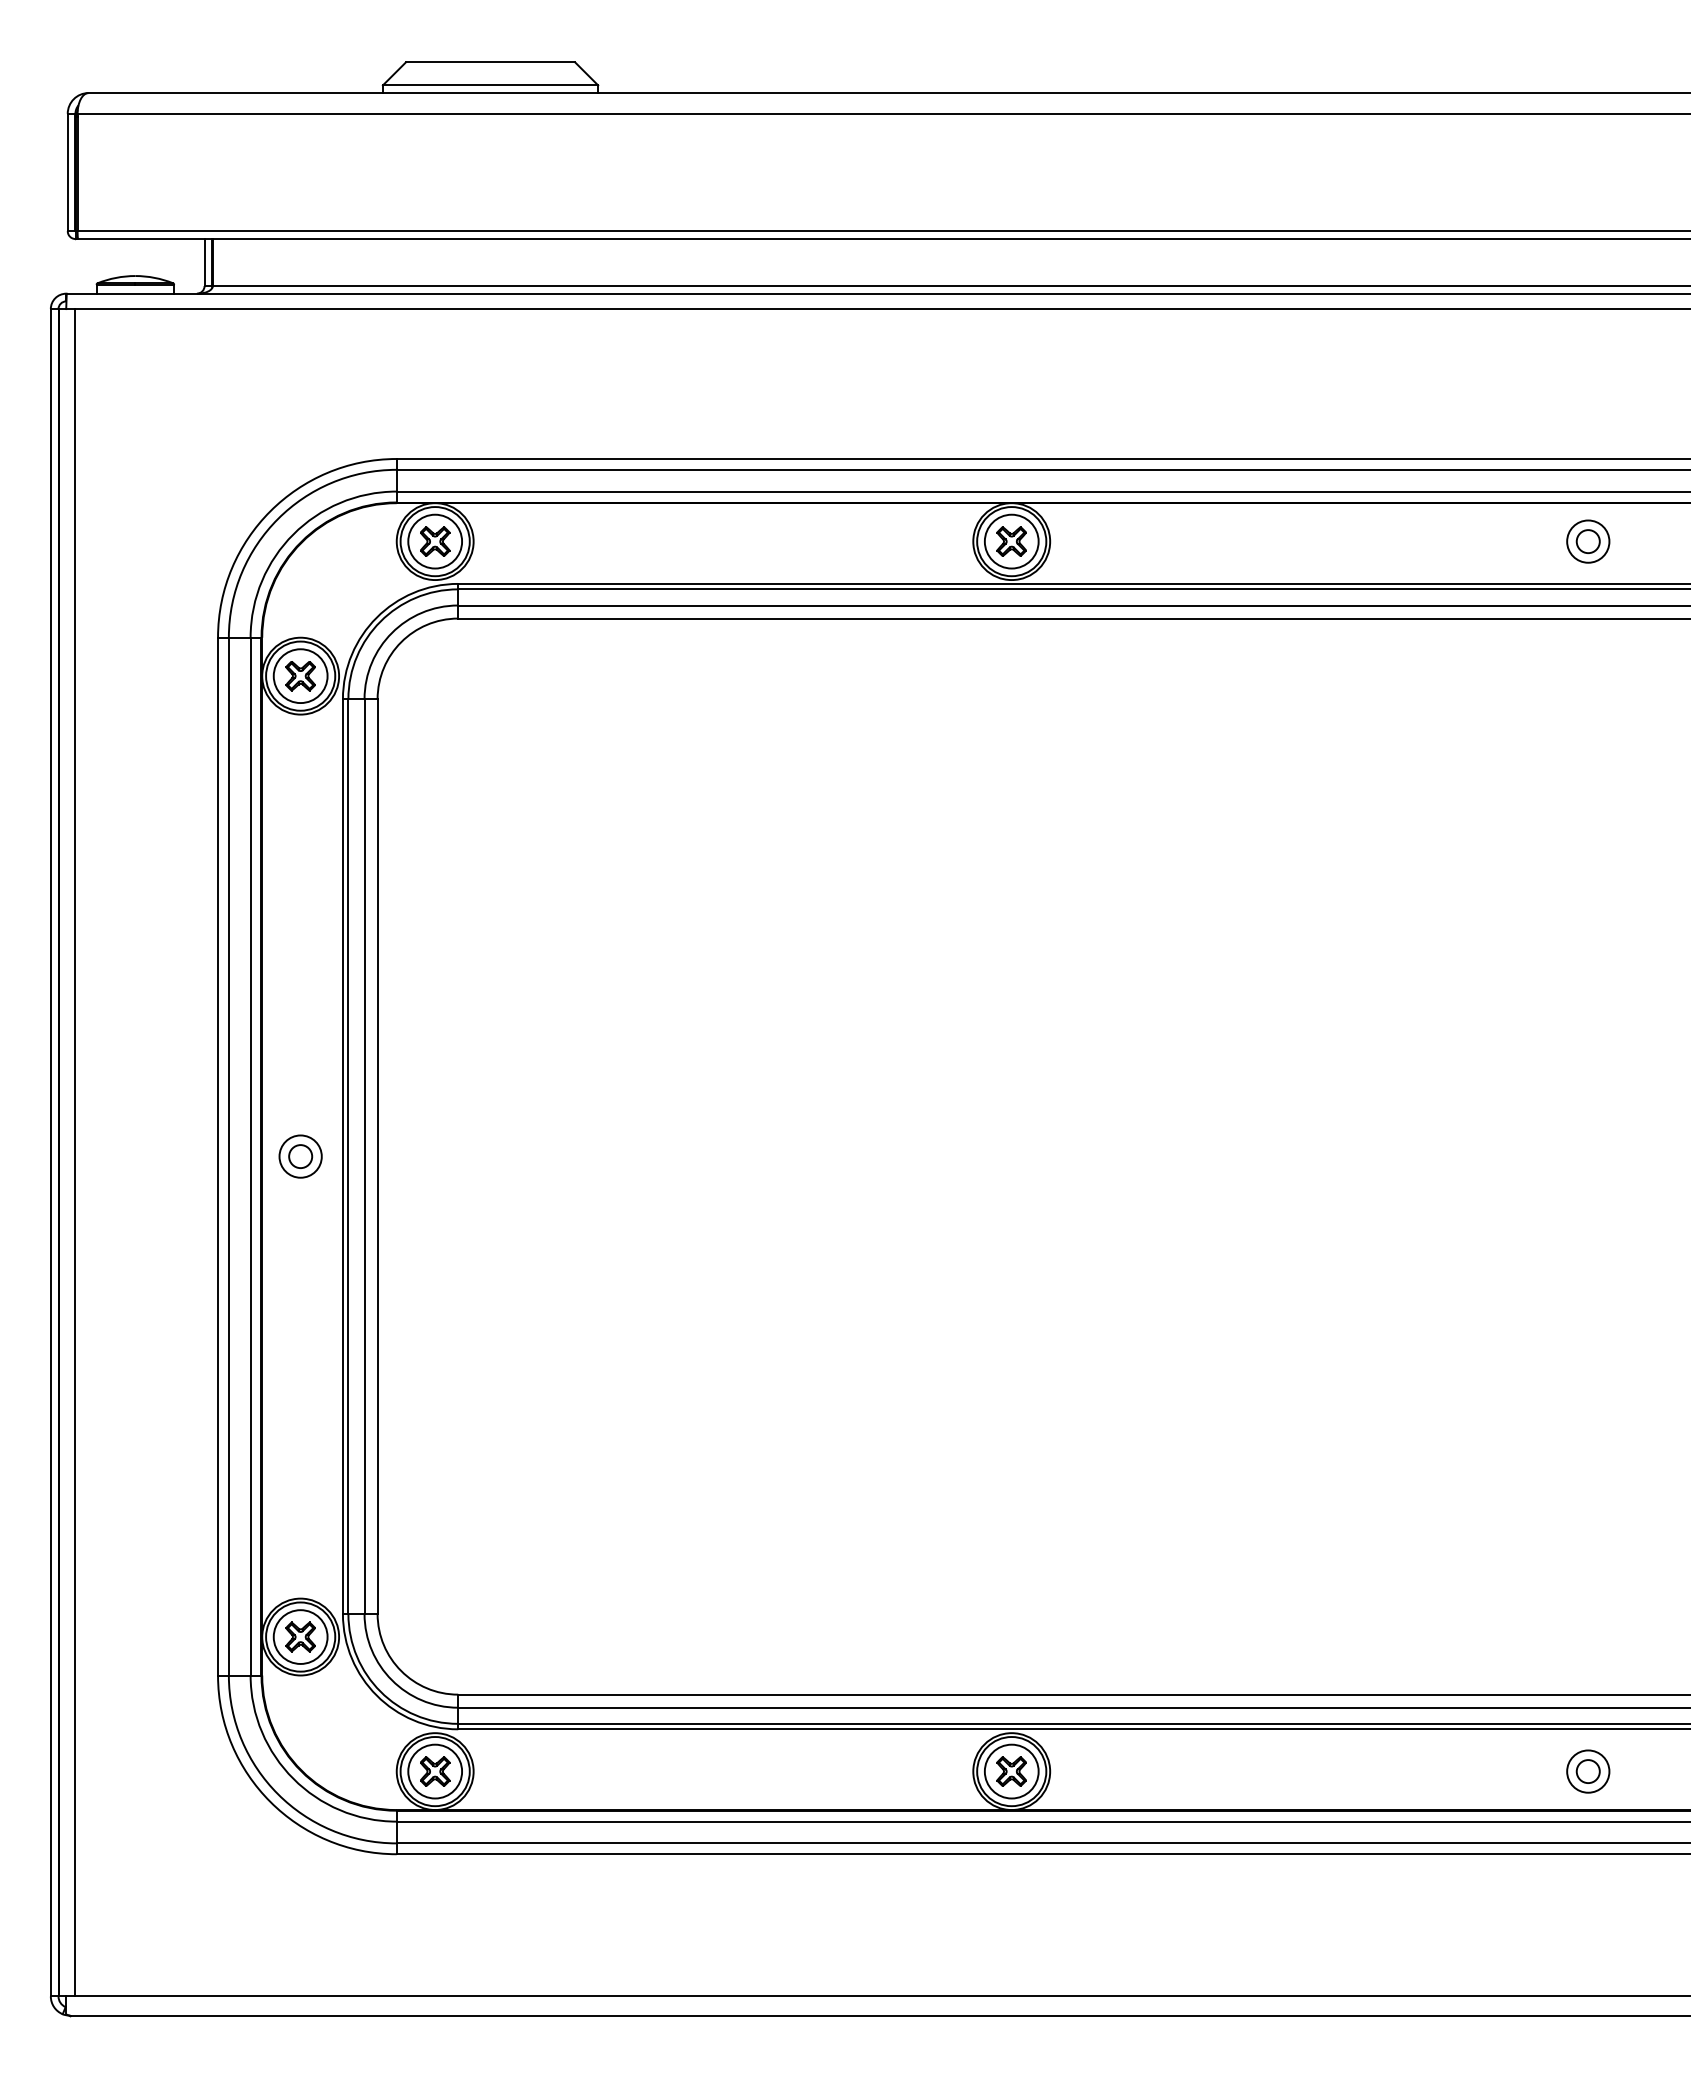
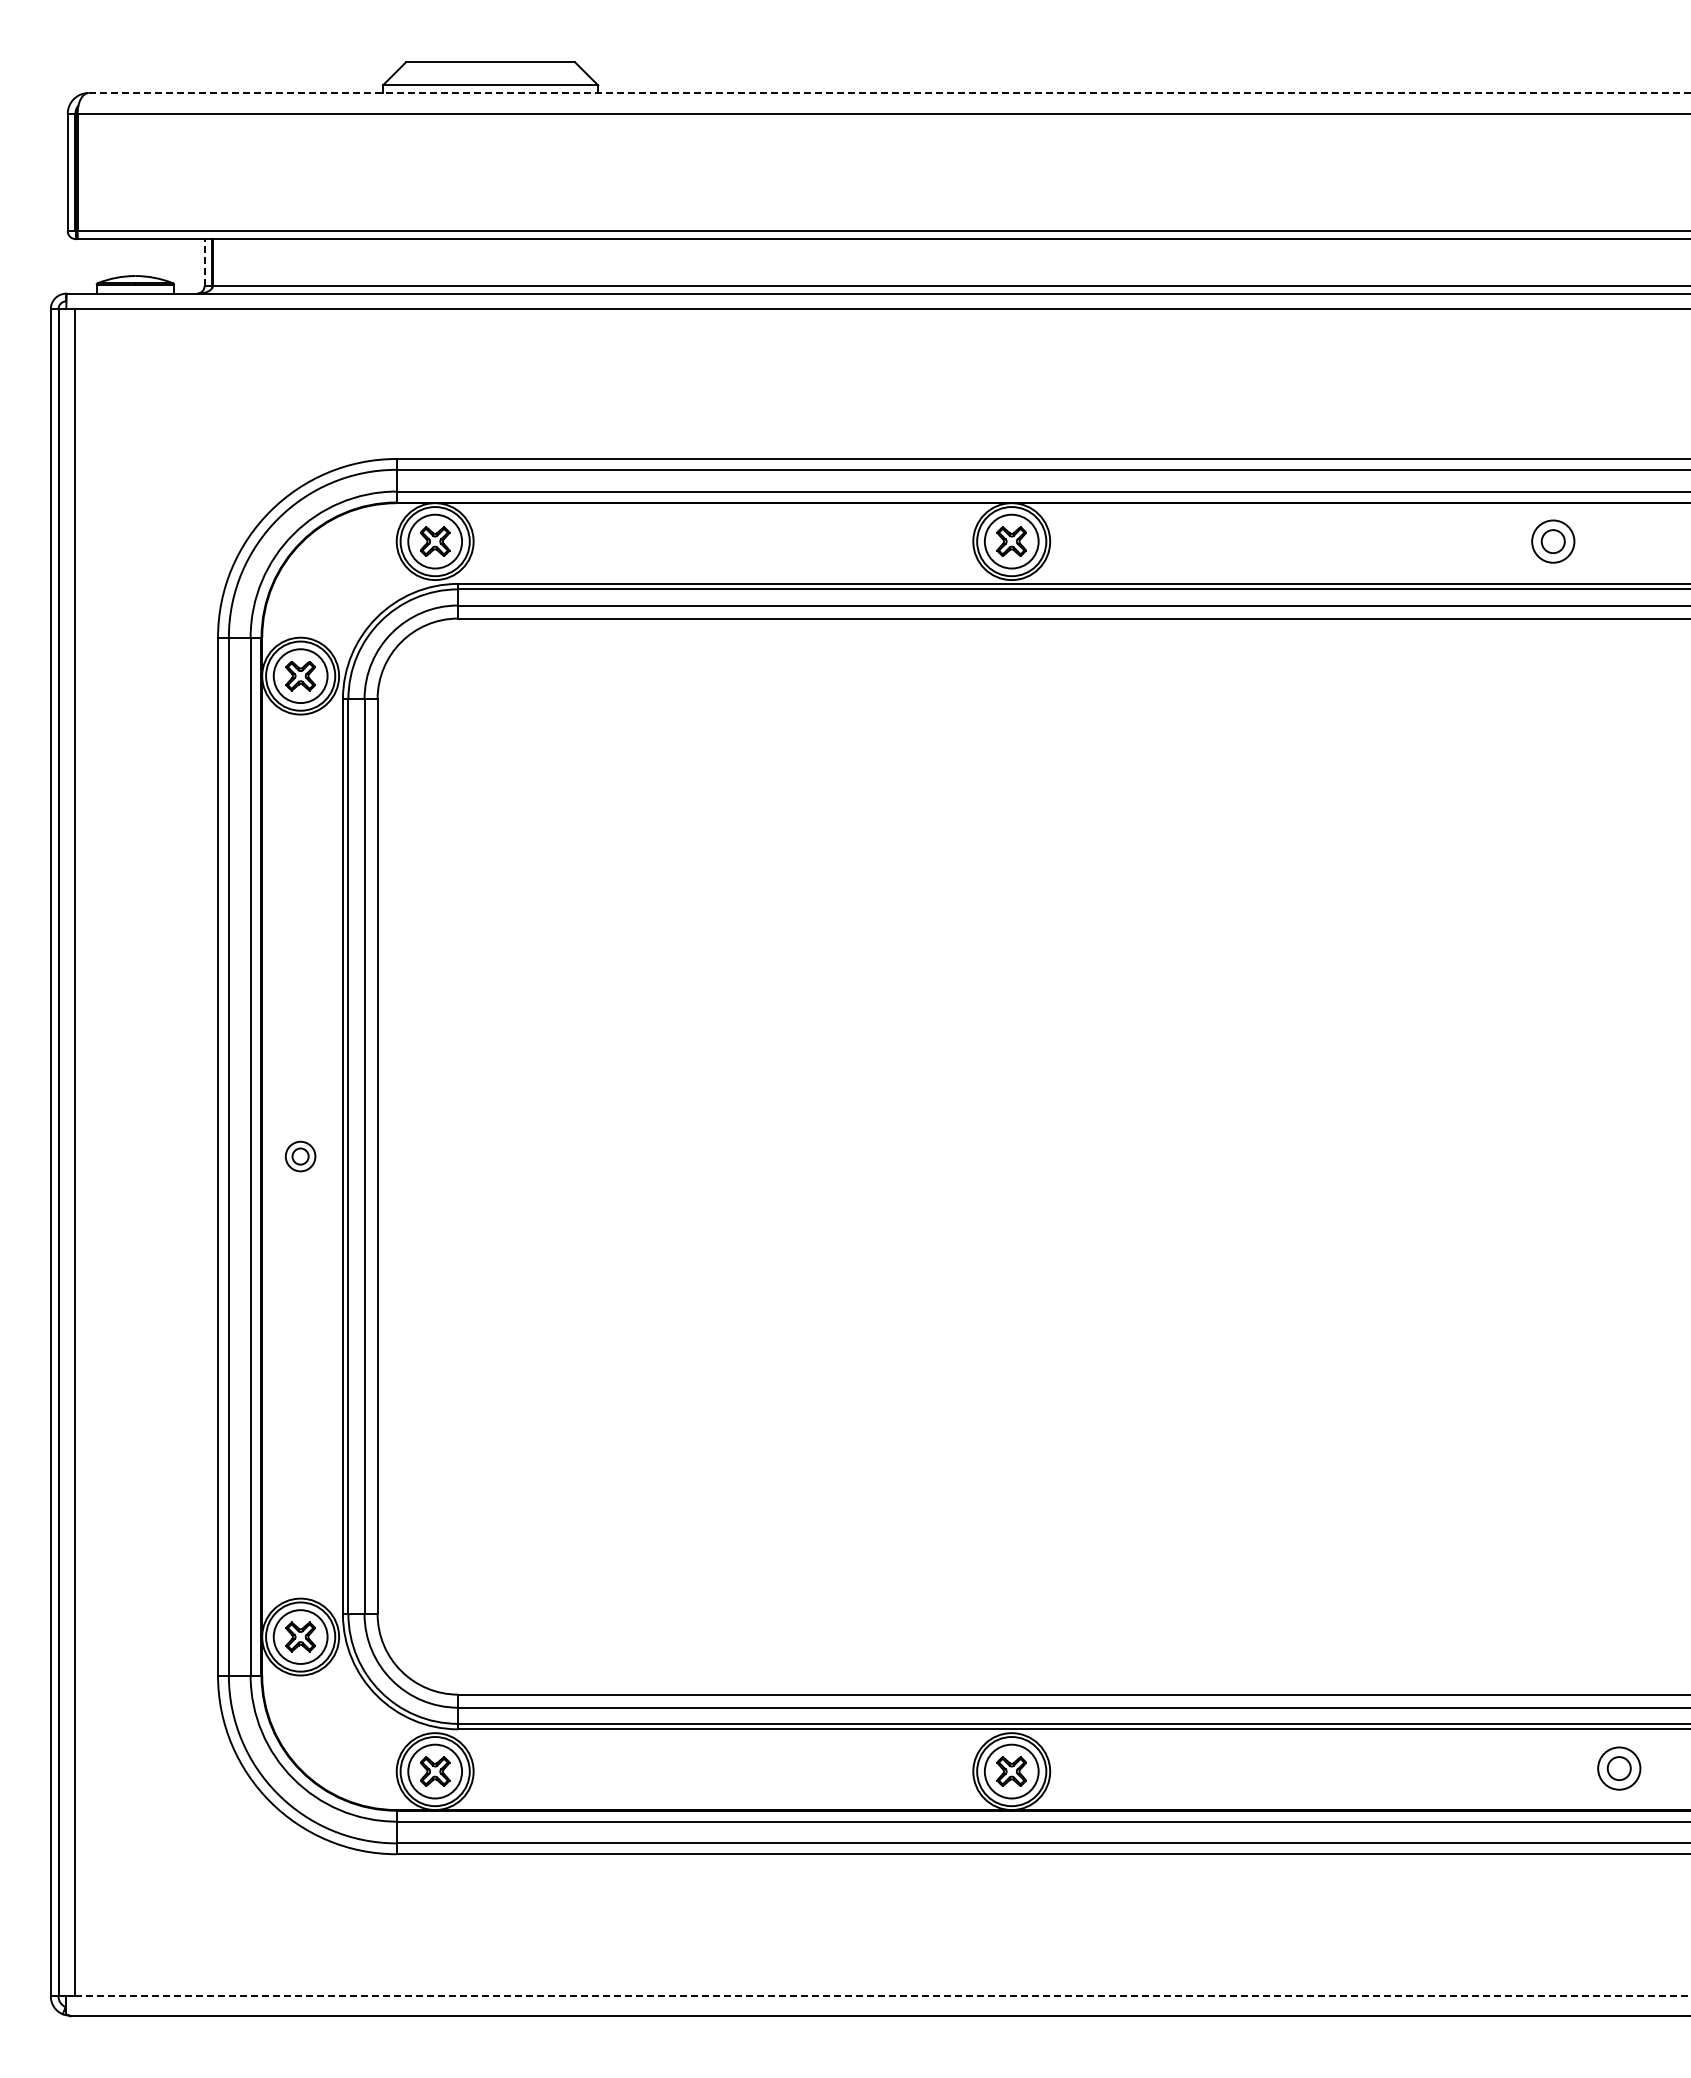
line: solid -> dashed (889, 93)
line: solid -> dashed (204, 262)
part position: (1588, 541) -> (1553, 541) (1553, 541)
part size: 45x45 px -> 33x33 px (300, 1156)
part position: (1588, 1771) -> (1619, 1768) (1619, 1768)
line: solid -> dashed (882, 1996)
